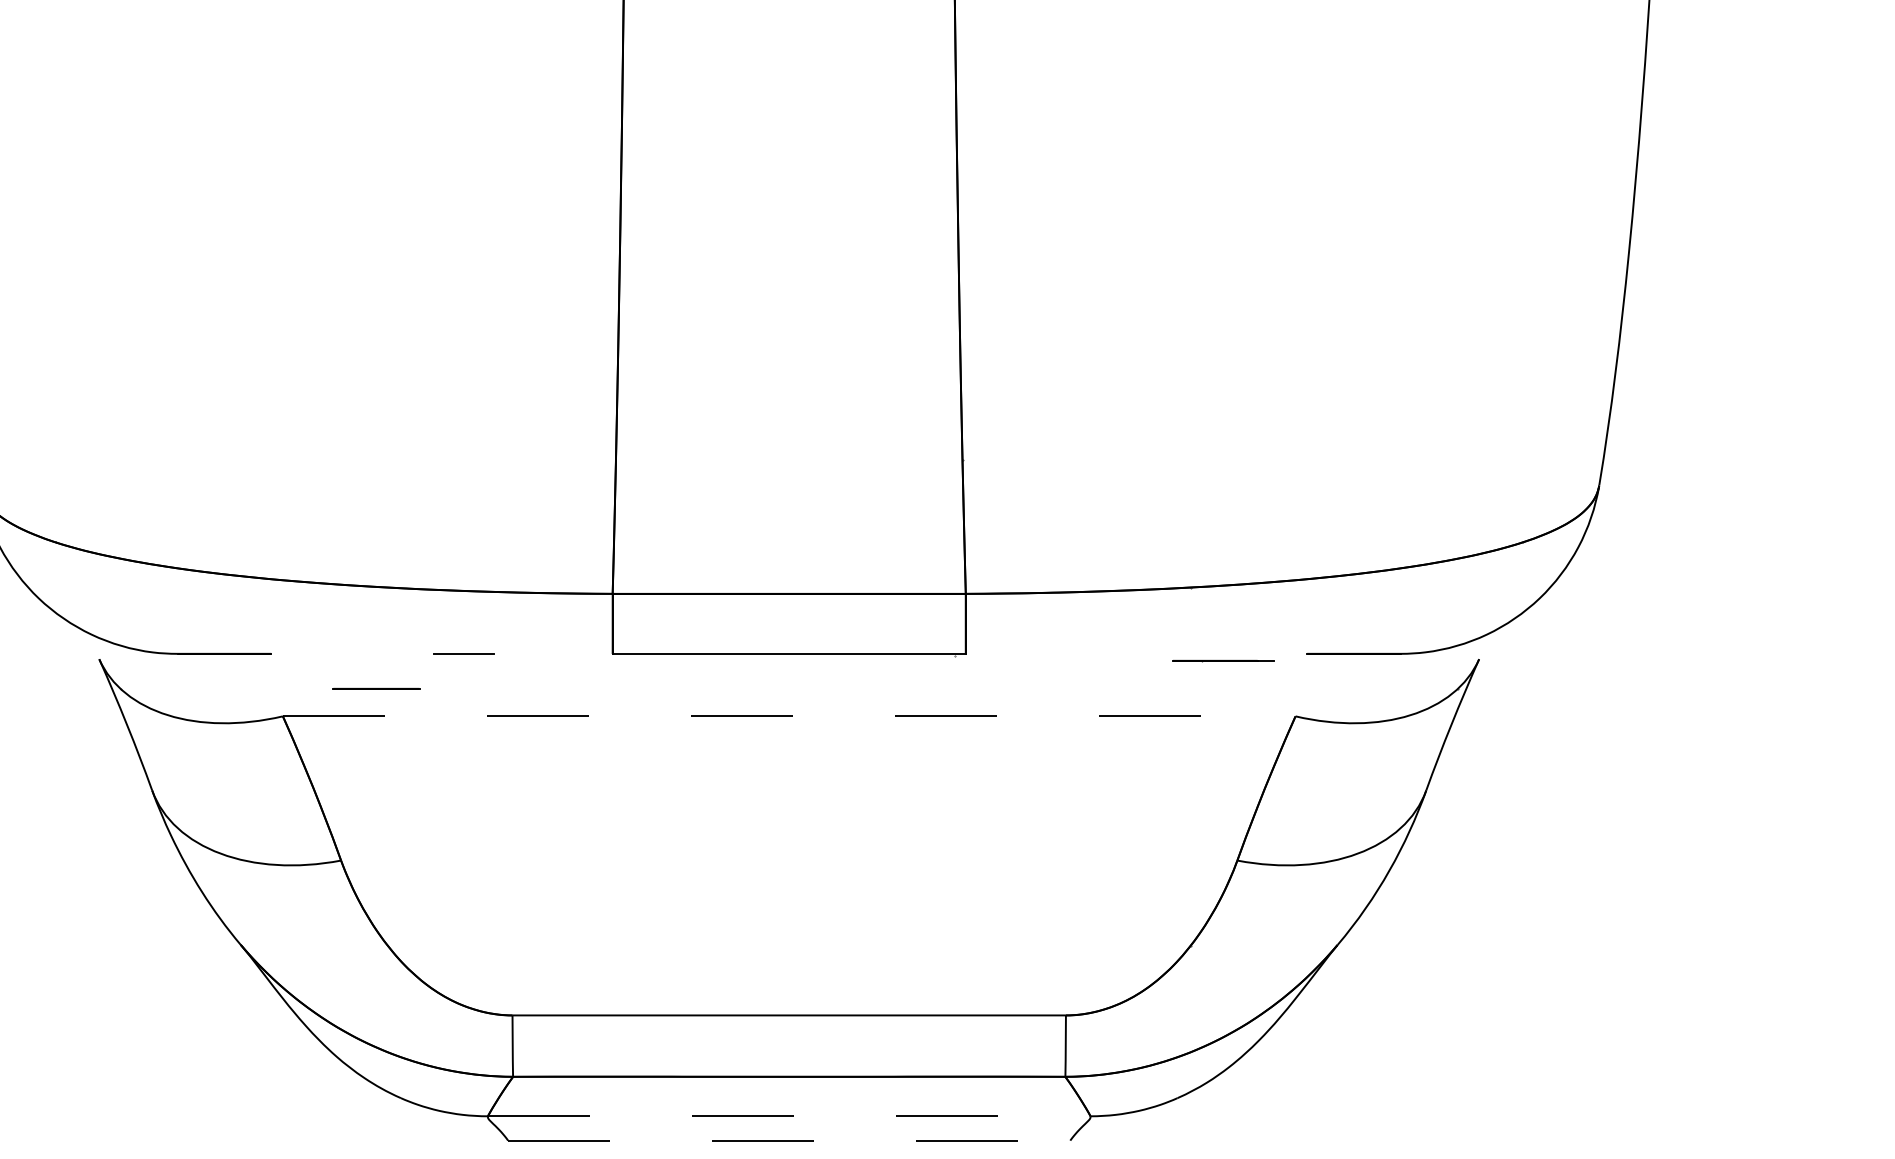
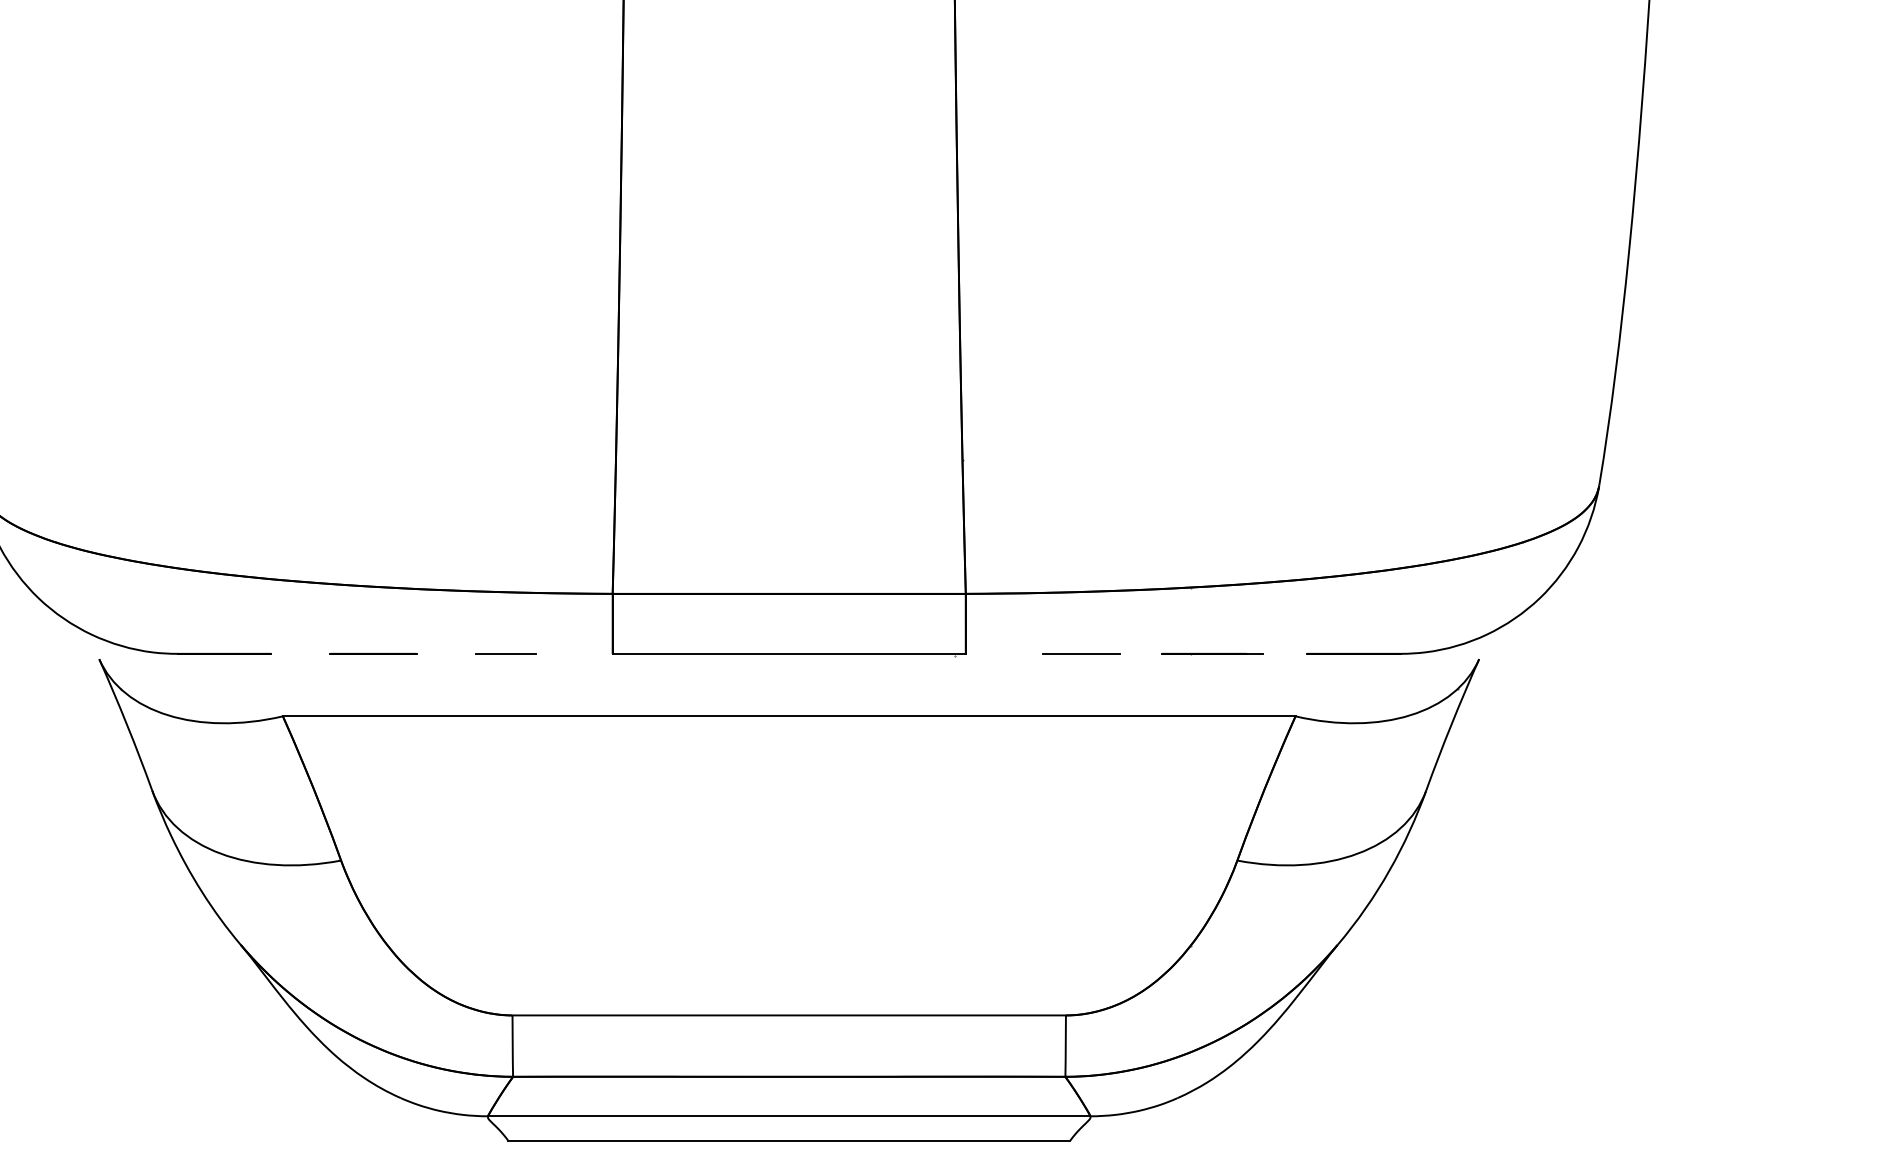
line position: (463, 653) -> (505, 653) (505, 653)
line: none -> present (1080, 653)
line position: (1223, 661) -> (1212, 654) (1212, 654)
line position: (376, 688) -> (373, 653) (373, 653)
line: dashed -> solid (789, 716)
line: dashed -> solid (789, 1116)
line: dashed -> solid (789, 1140)
